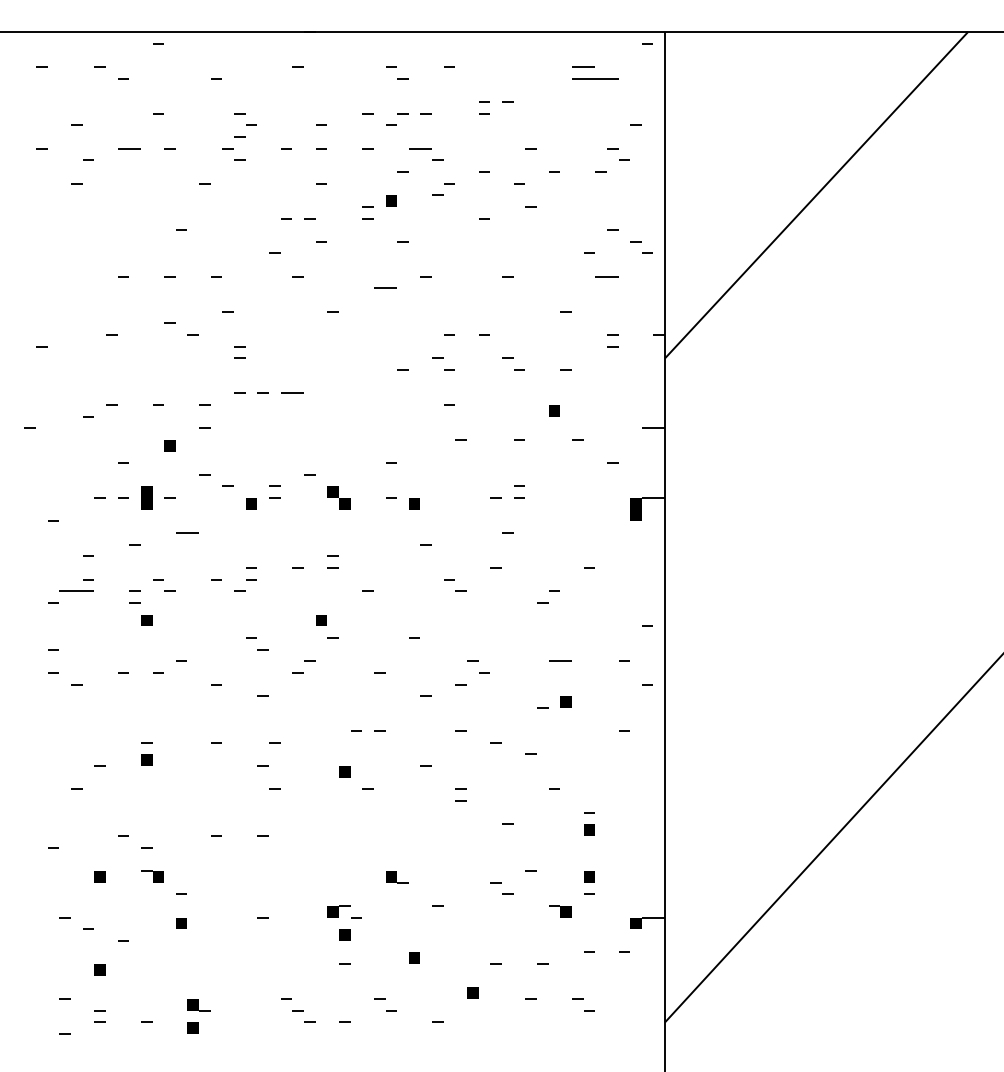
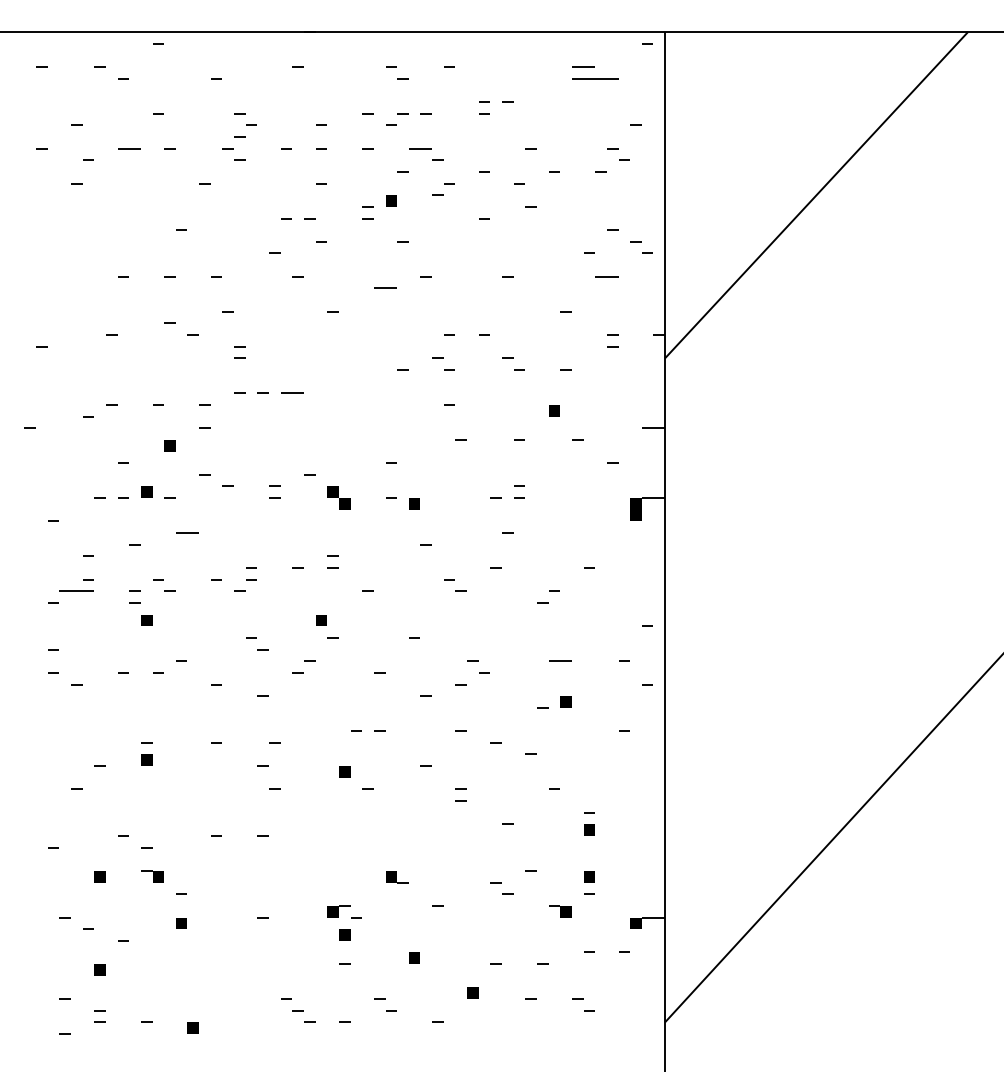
fill: present -> none (146, 503)
fill: present -> none (251, 503)
part: present -> none (198, 1005)
